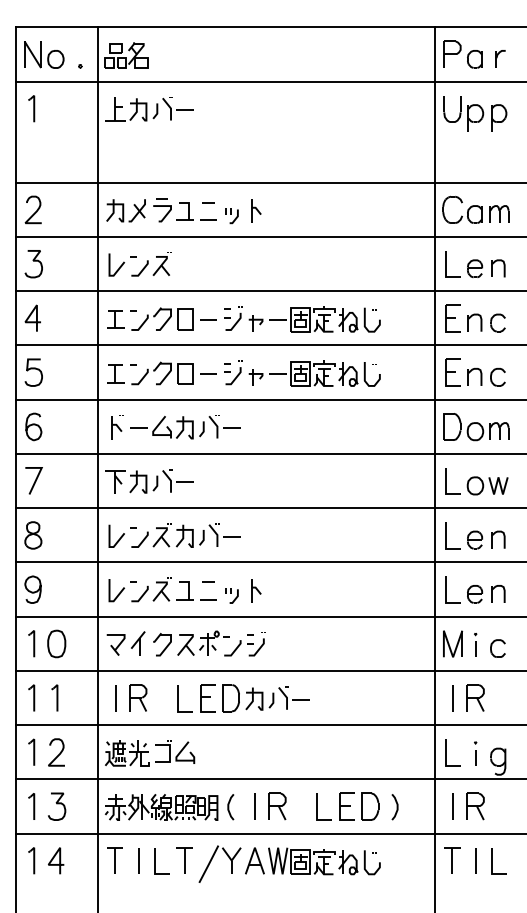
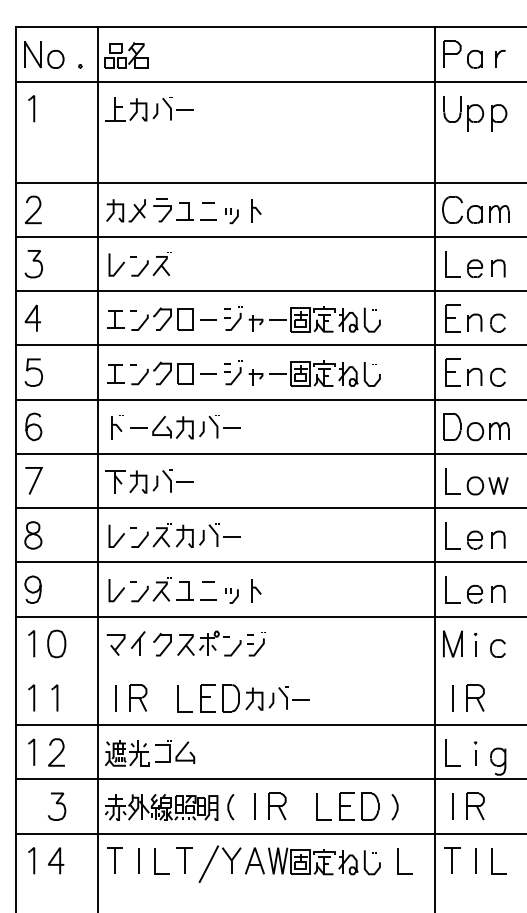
line: present -> none (269, 670)
part: present -> none (31, 806)
line: none -> present (398, 861)
